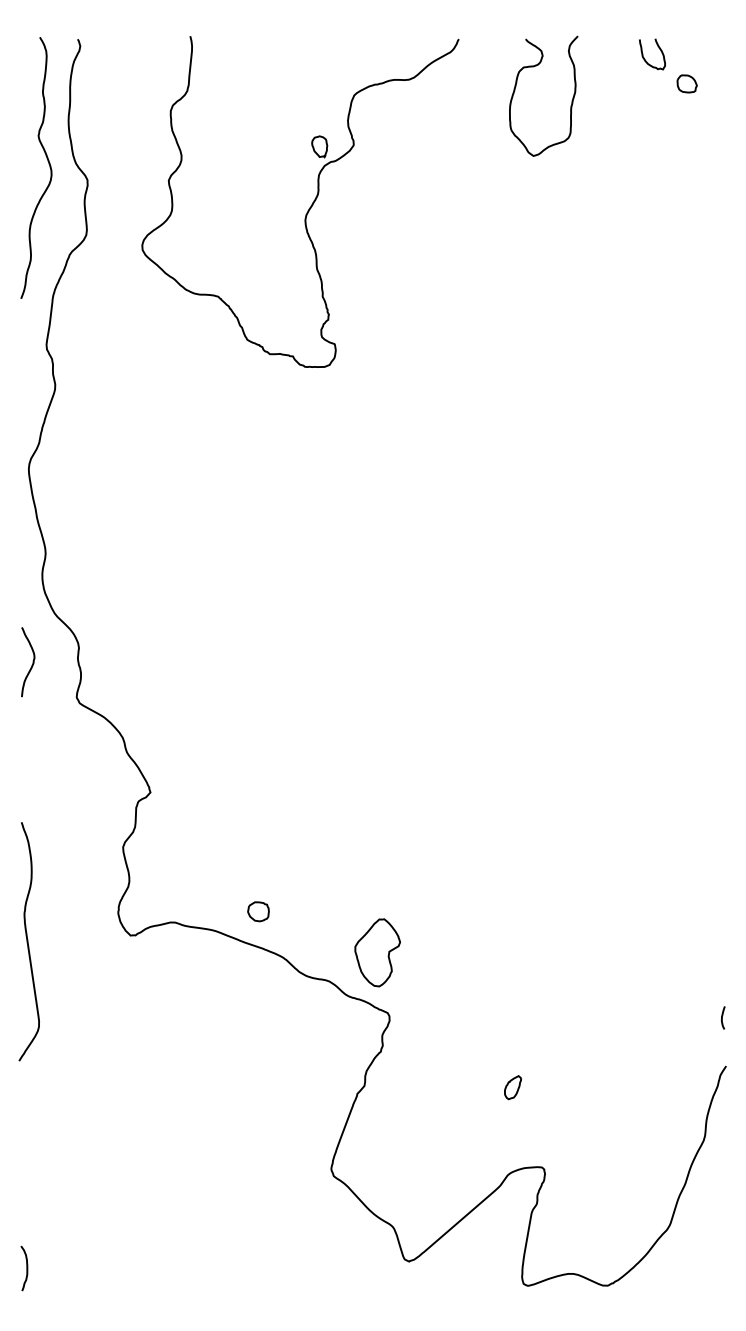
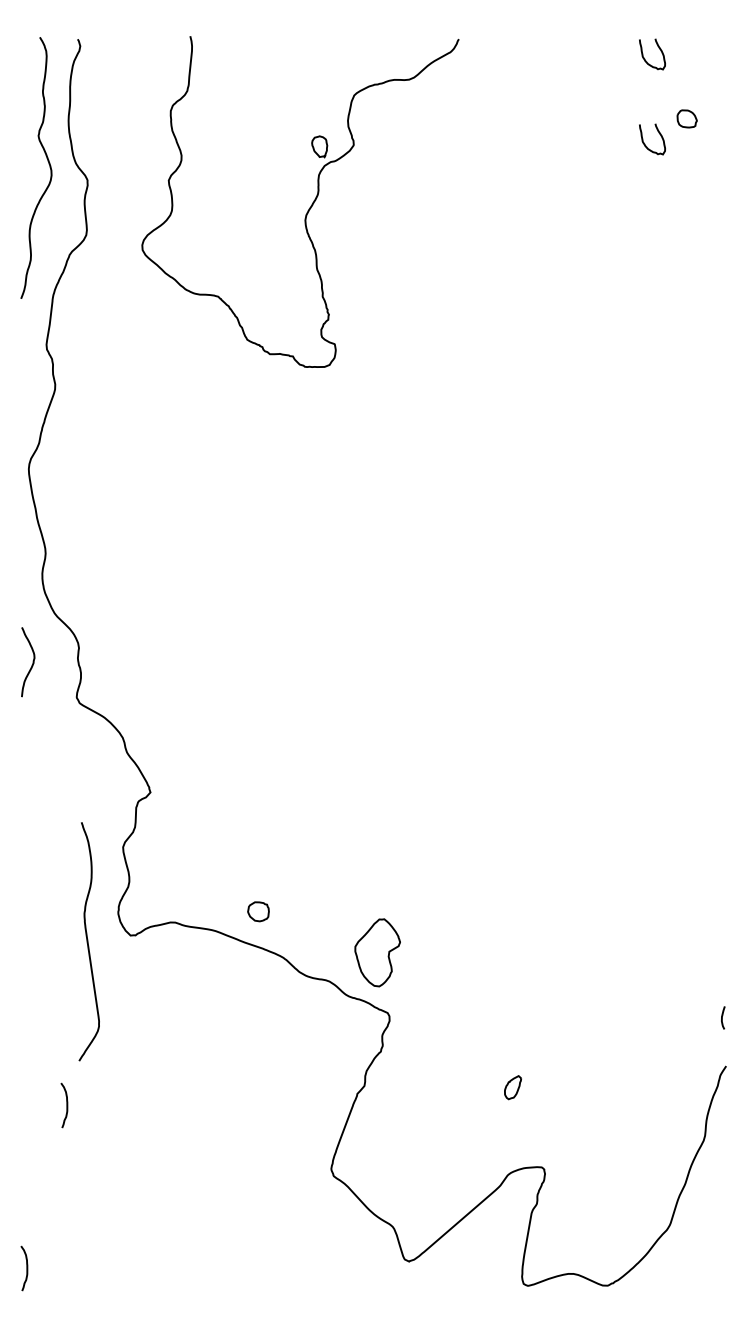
part position: (686, 83) -> (686, 118) (686, 118)
curve: present -> none (515, 90)
curve: none -> present (658, 133)
curve position: (28, 941) -> (88, 941) (88, 941)
curve: none -> present (66, 1105)
